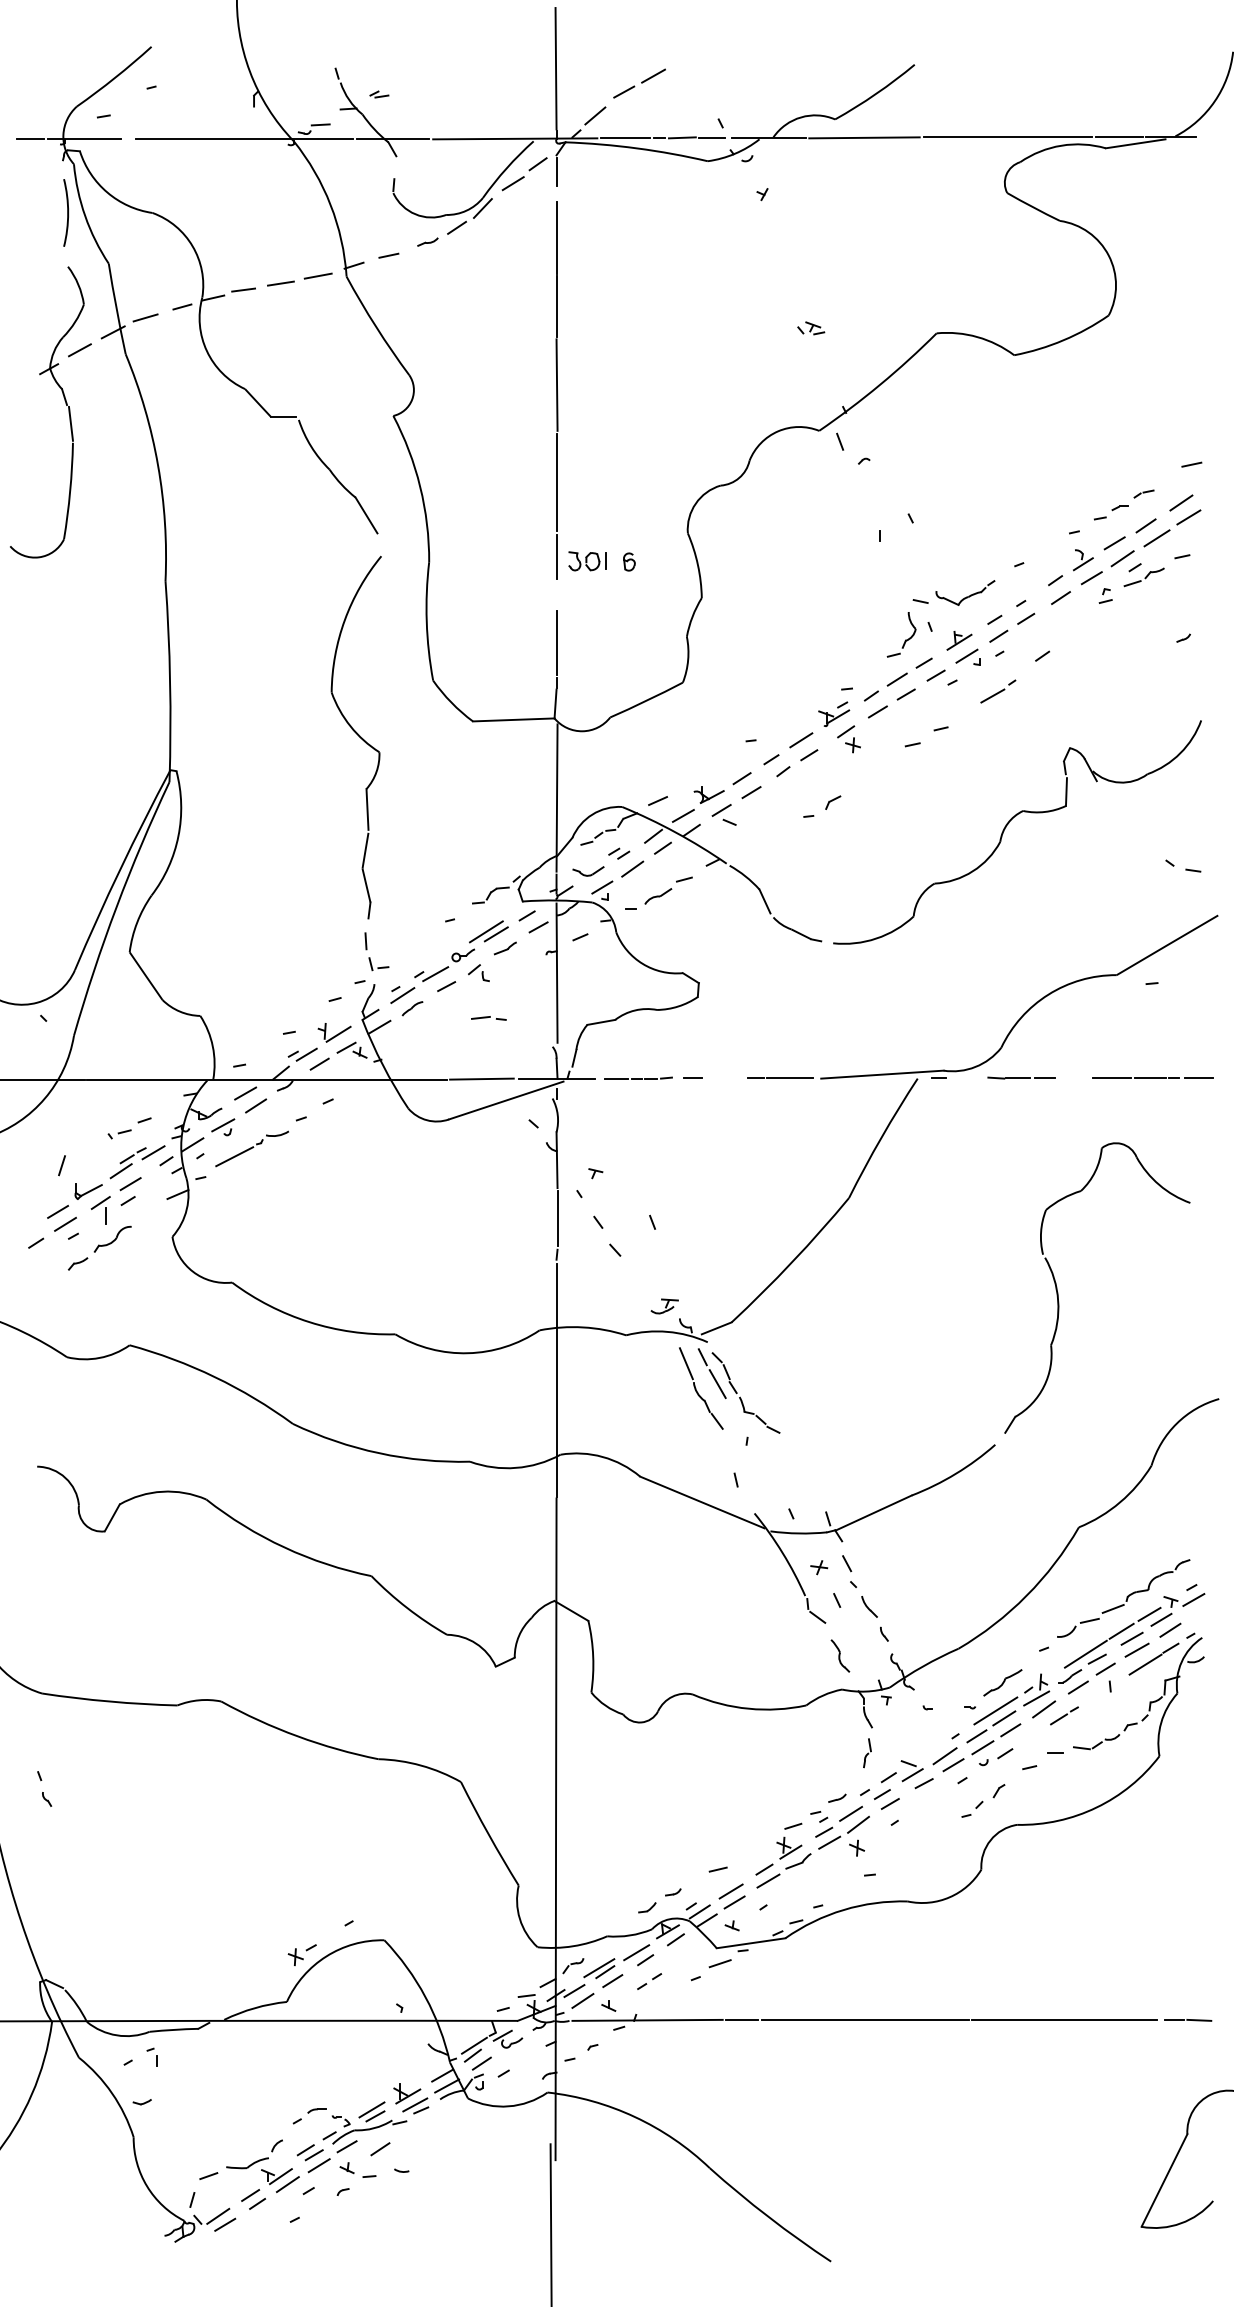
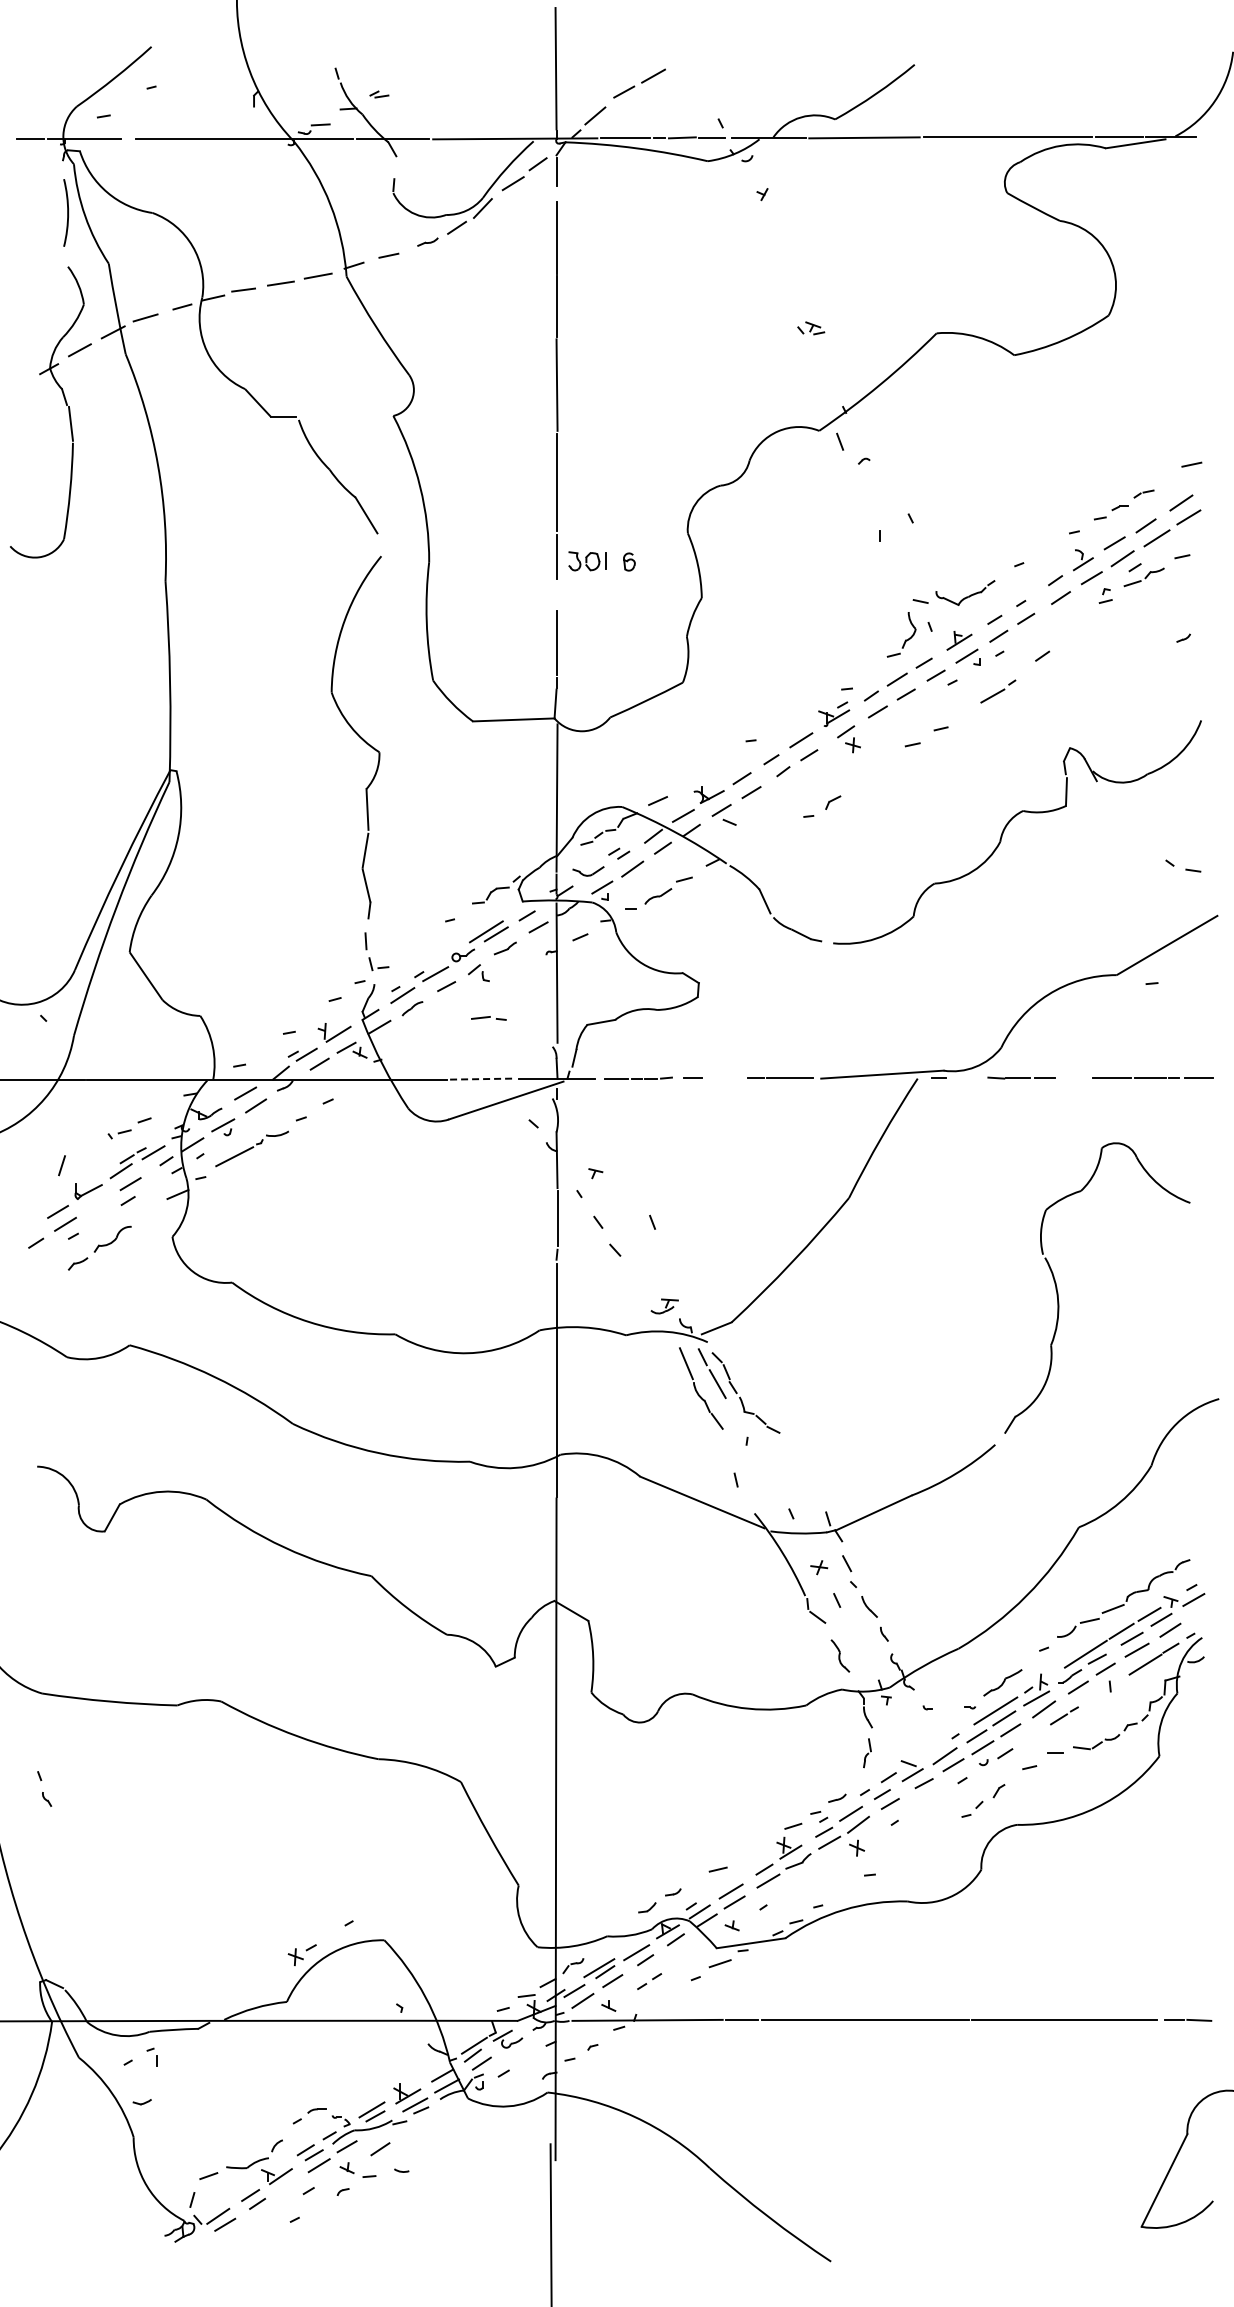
line: solid -> dashed (481, 1079)
part: present -> none (100, 1210)
line: present -> none (287, 2184)
